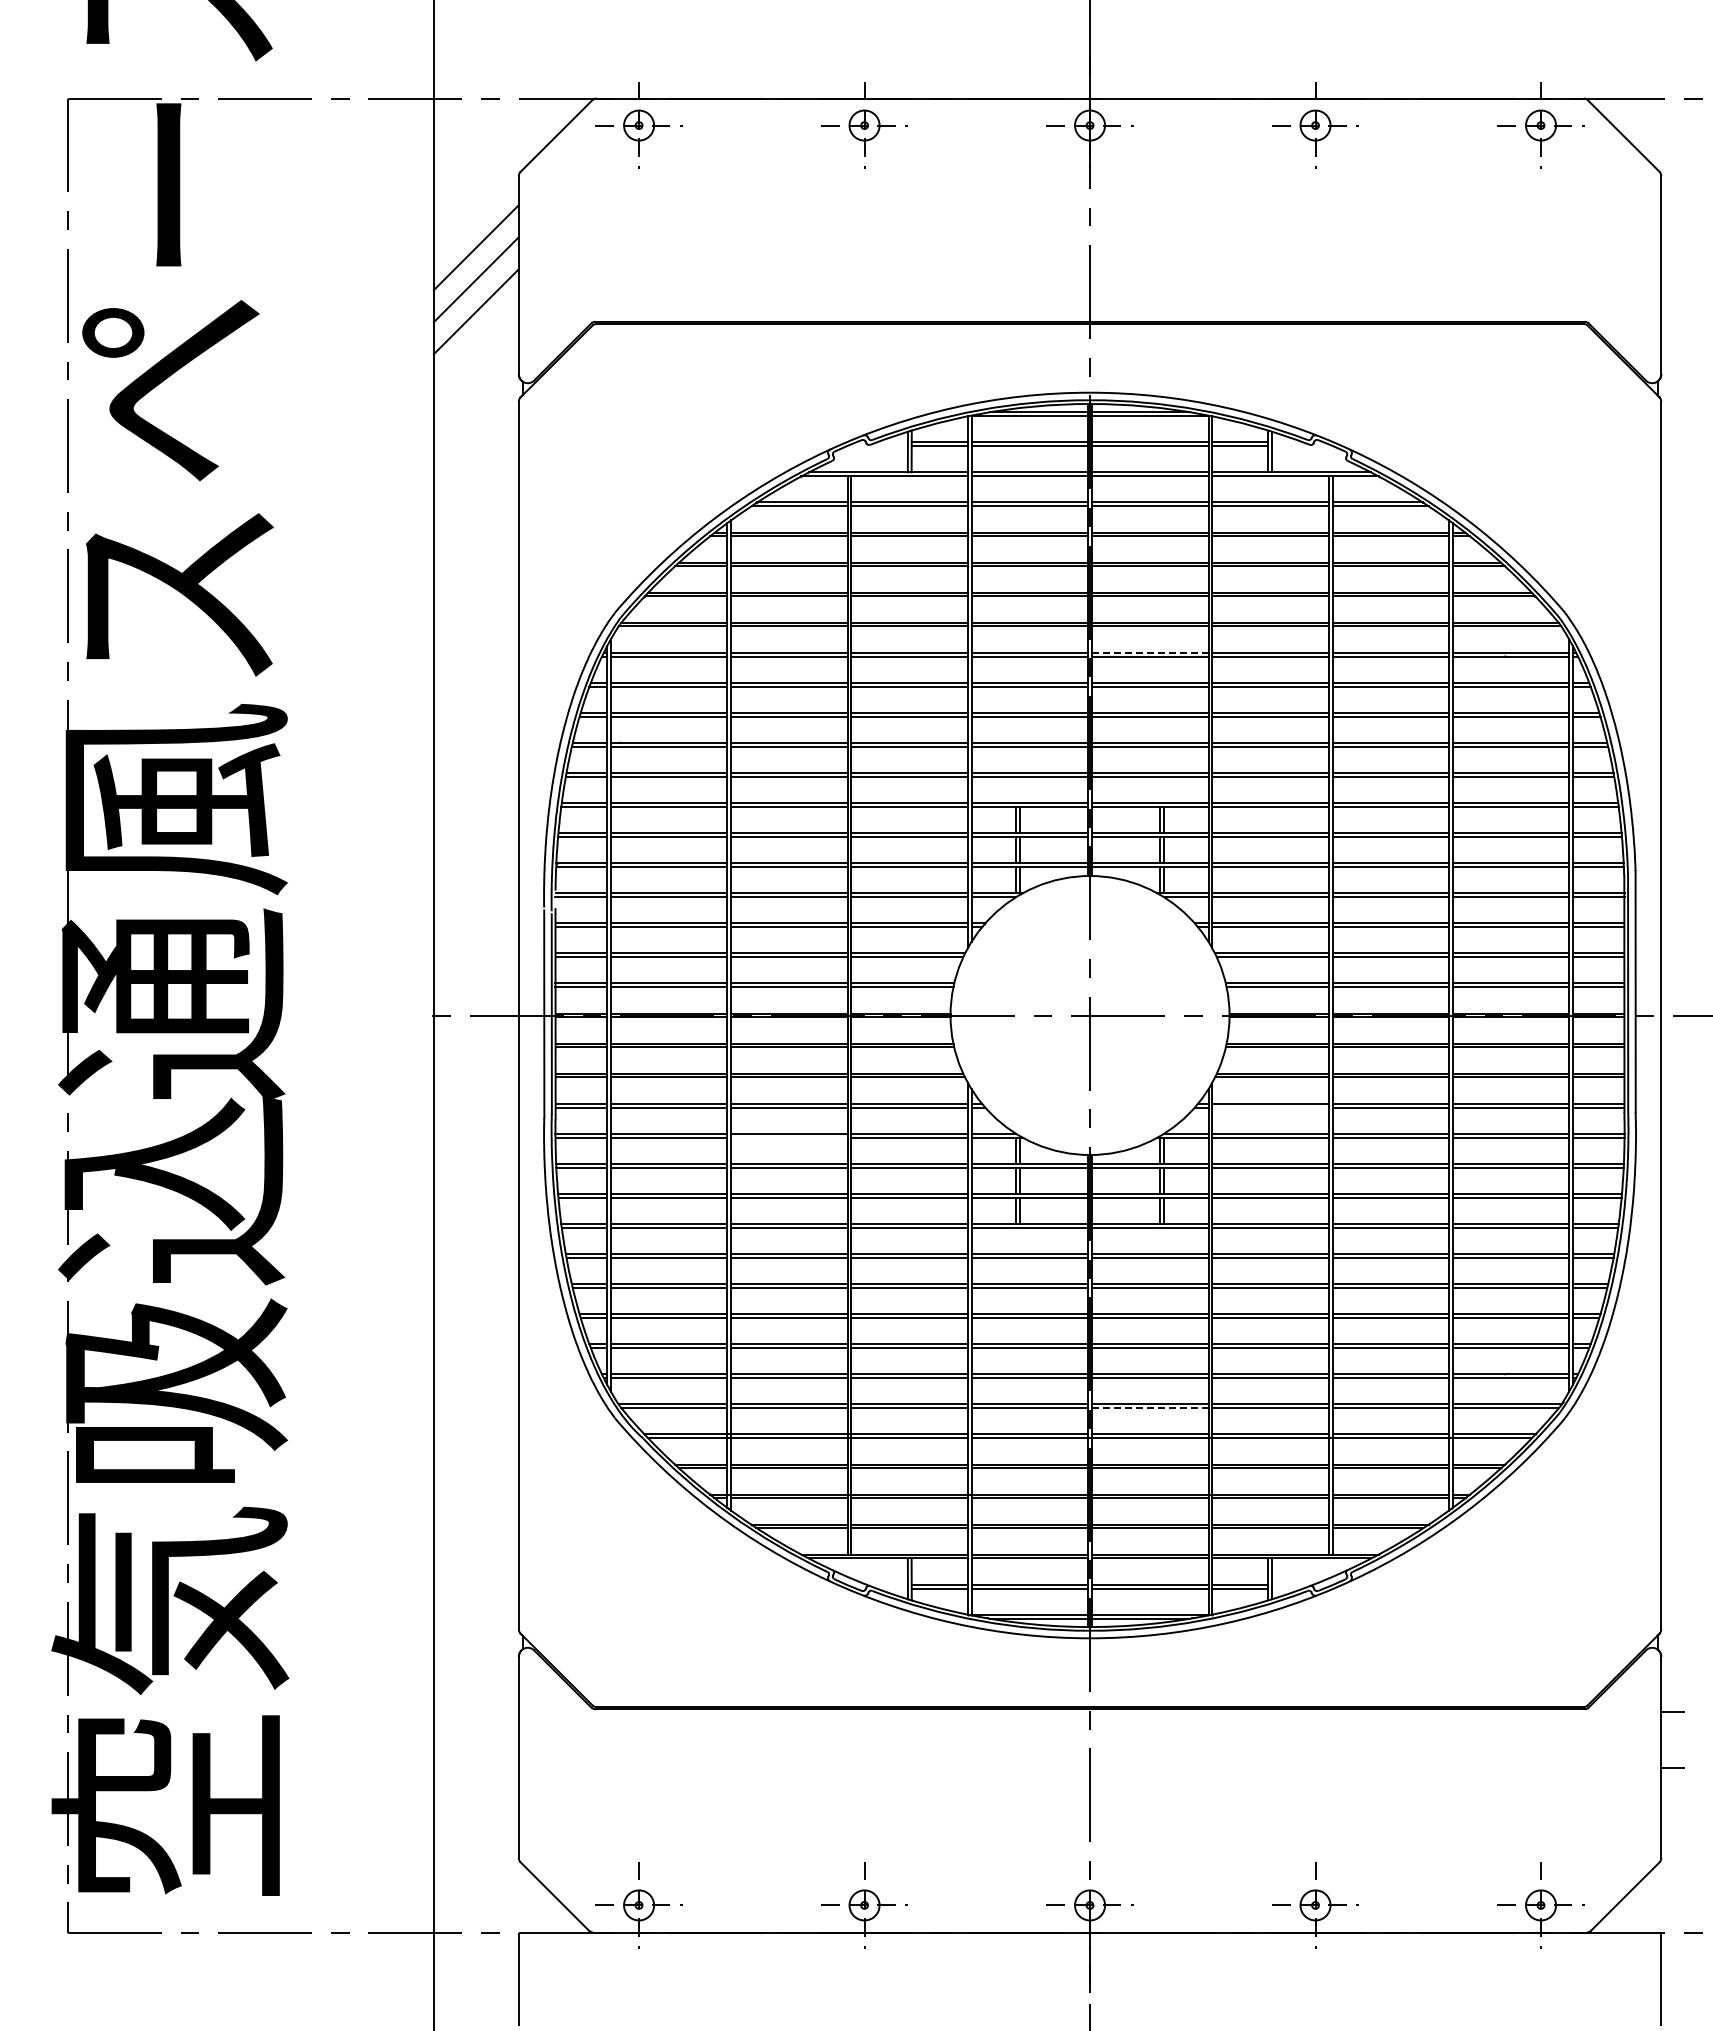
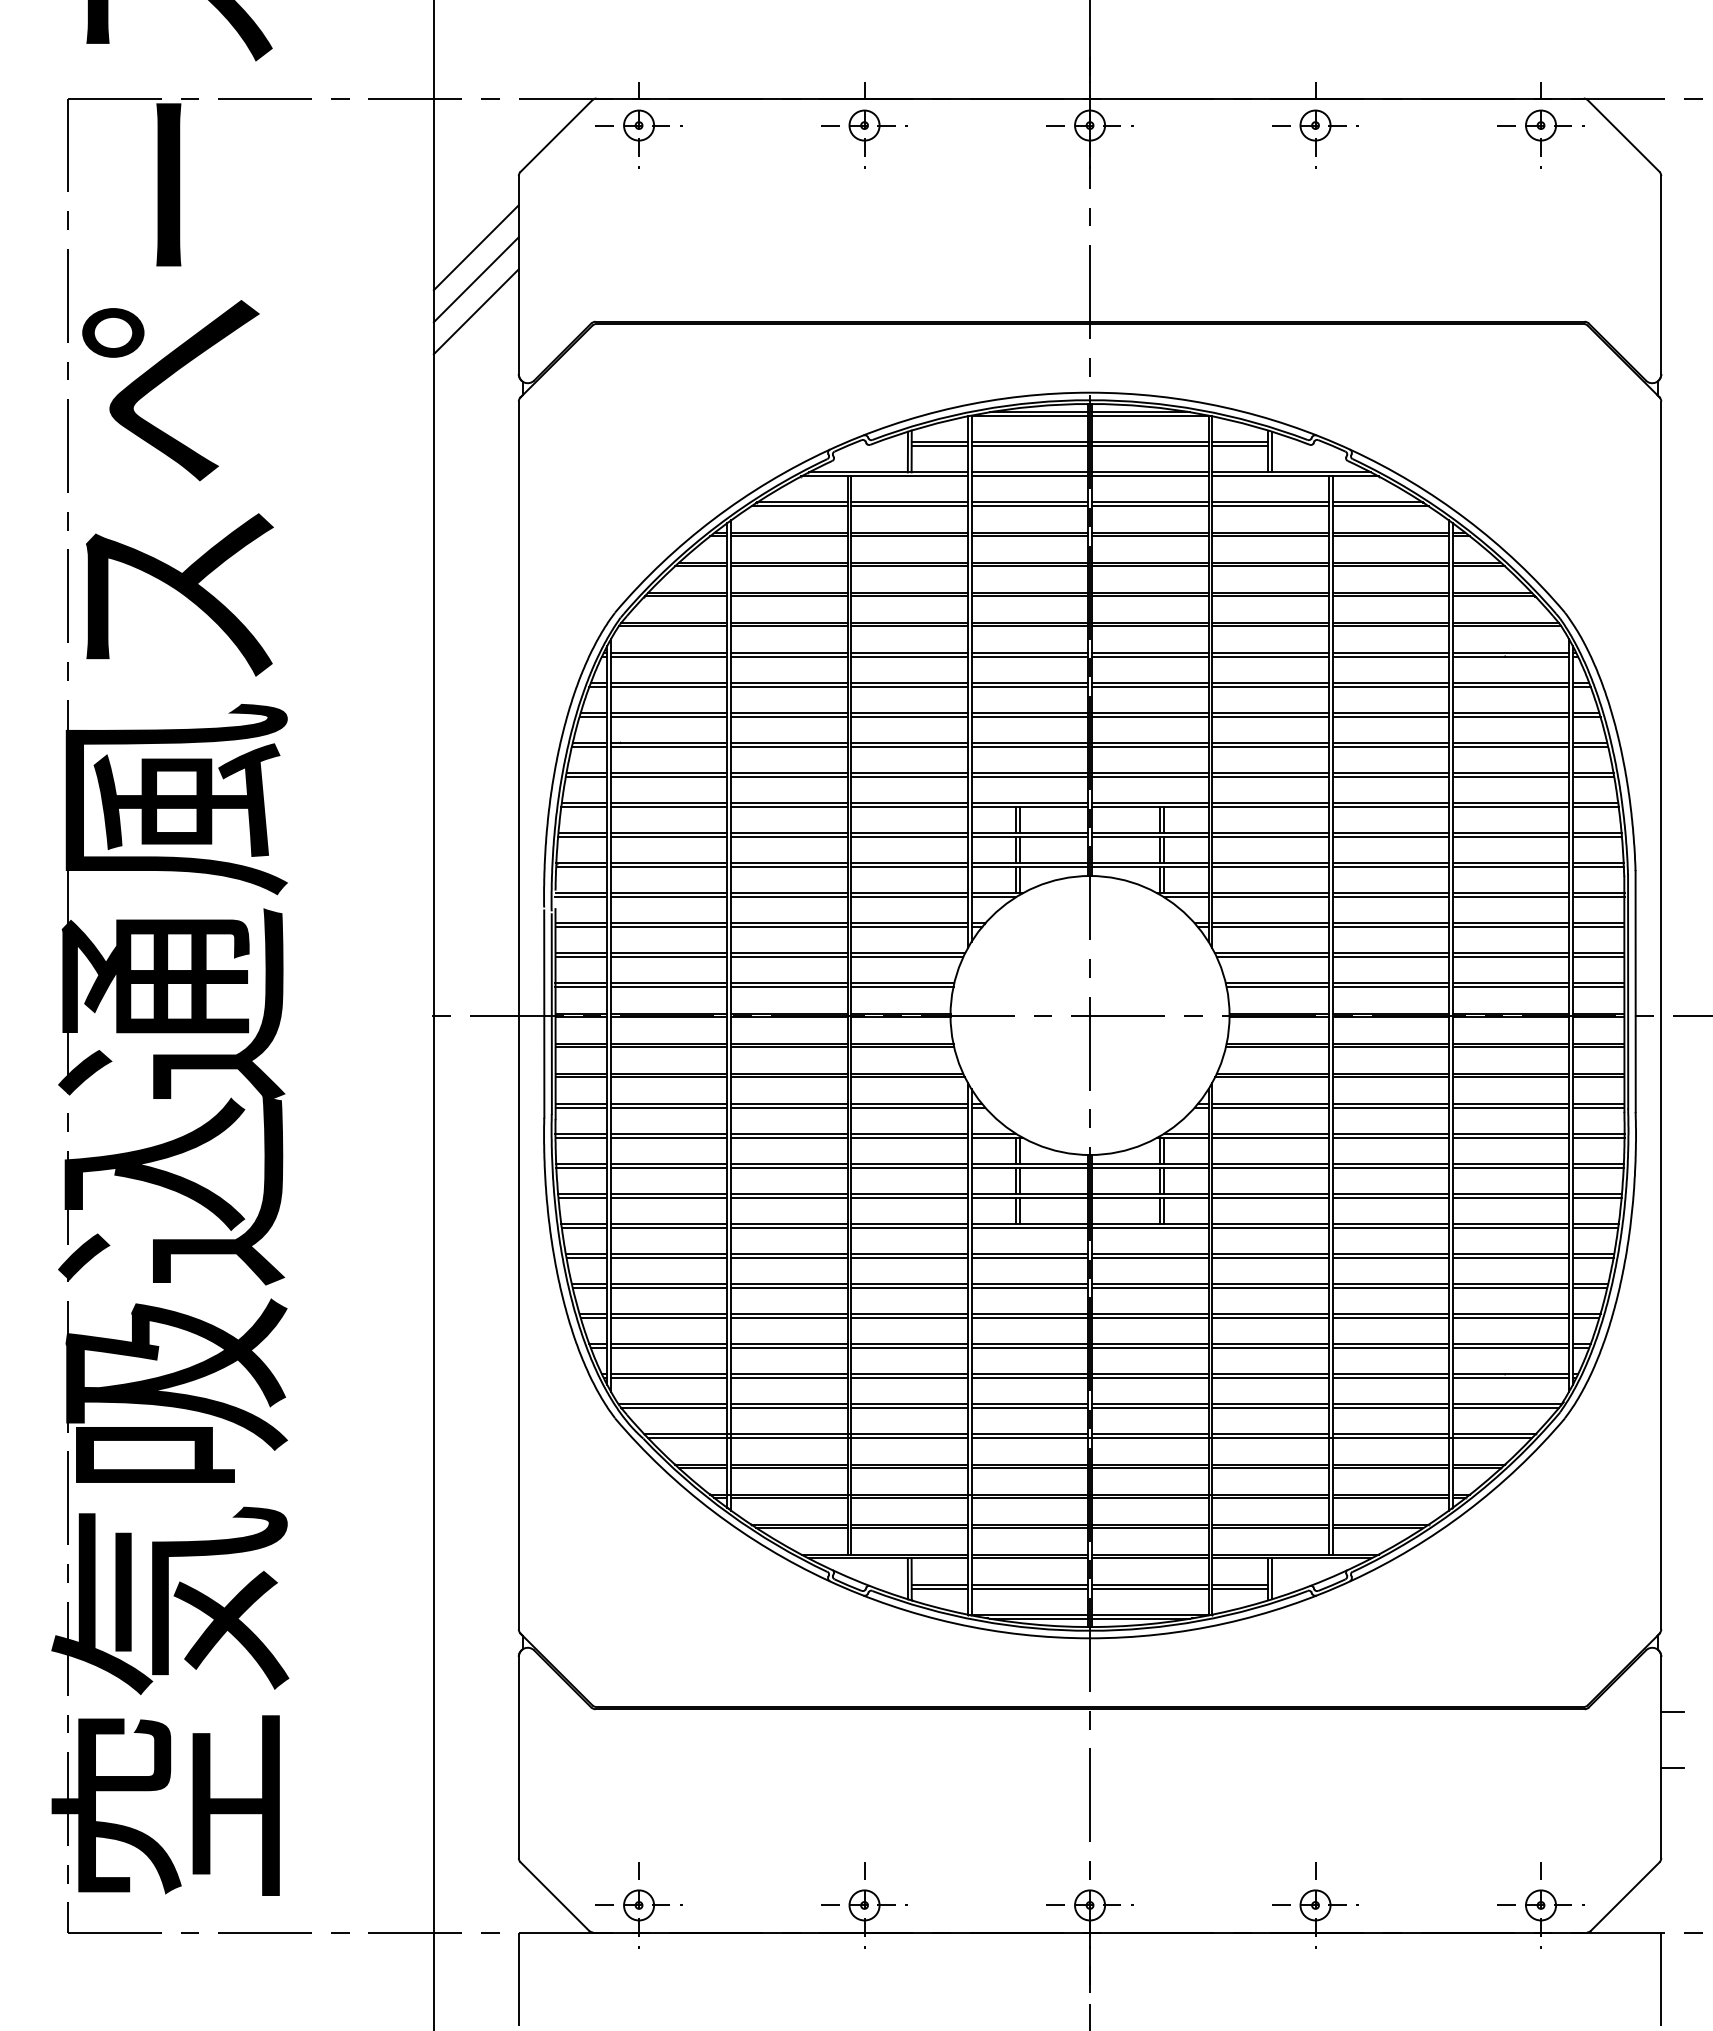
line: dashed -> solid (1150, 652)
line: none -> present (1270, 1107)
line: none -> present (789, 1137)
line: dashed -> solid (1150, 1408)
